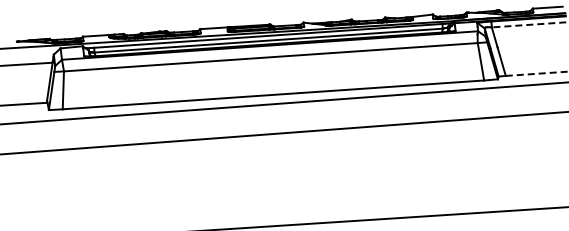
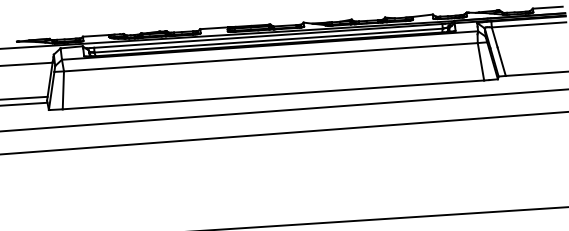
line: dashed -> solid (528, 24)
line: dashed -> solid (537, 73)
line: none -> present (24, 97)
line position: (283, 103) -> (283, 110) (283, 110)
